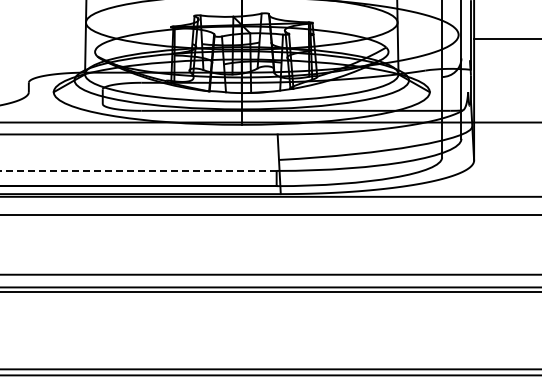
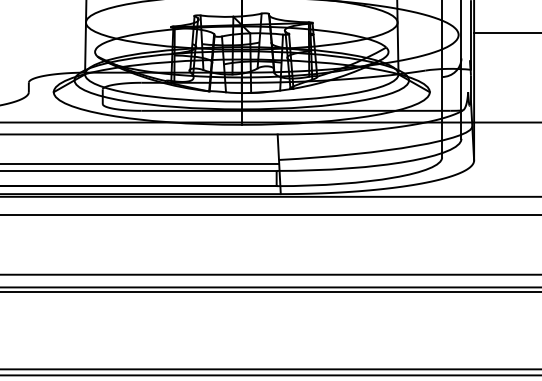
line position: (506, 38) -> (506, 32) (506, 32)
line: none -> present (140, 164)
line: dashed -> solid (138, 170)
